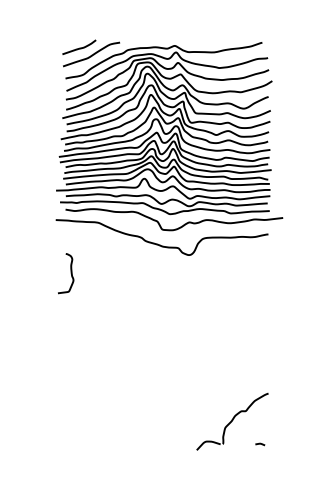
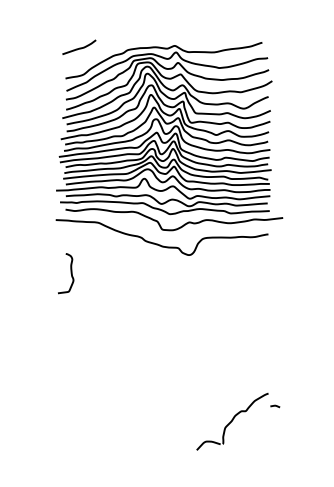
curve: present -> none (91, 54)
line position: (260, 444) -> (275, 406) (275, 406)
